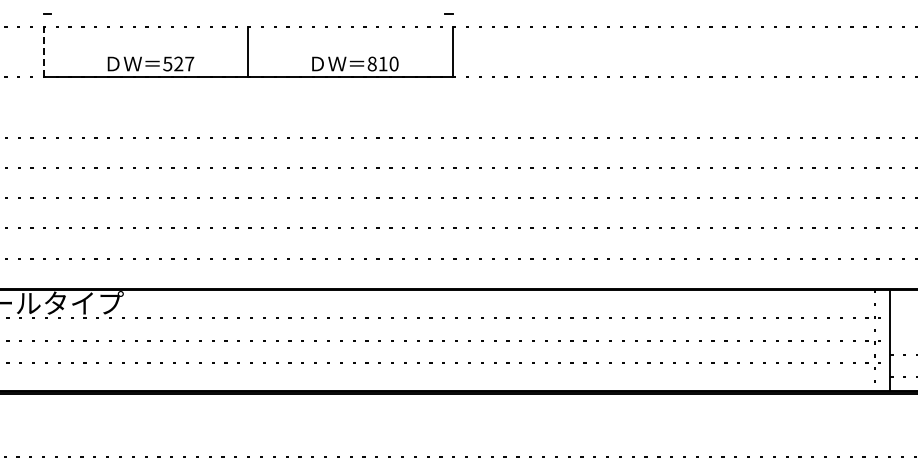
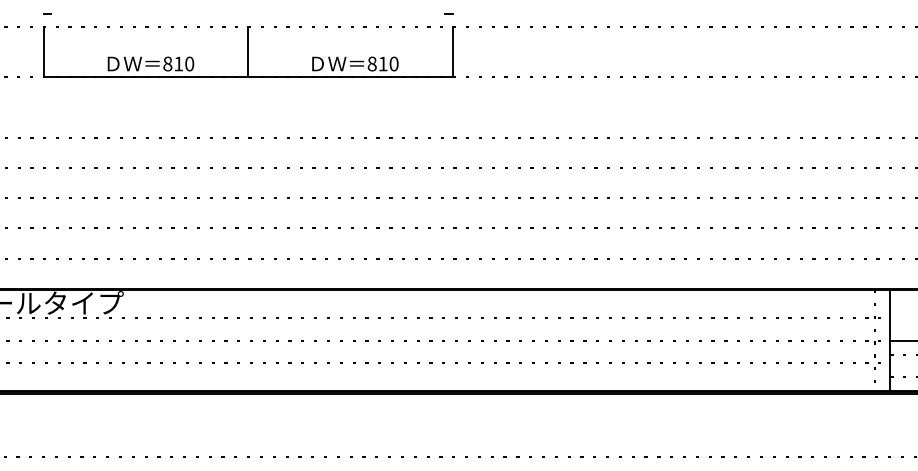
line: dashed -> solid (43, 51)
text: 527 -> 810 (178, 63)
line: none -> present (902, 340)
